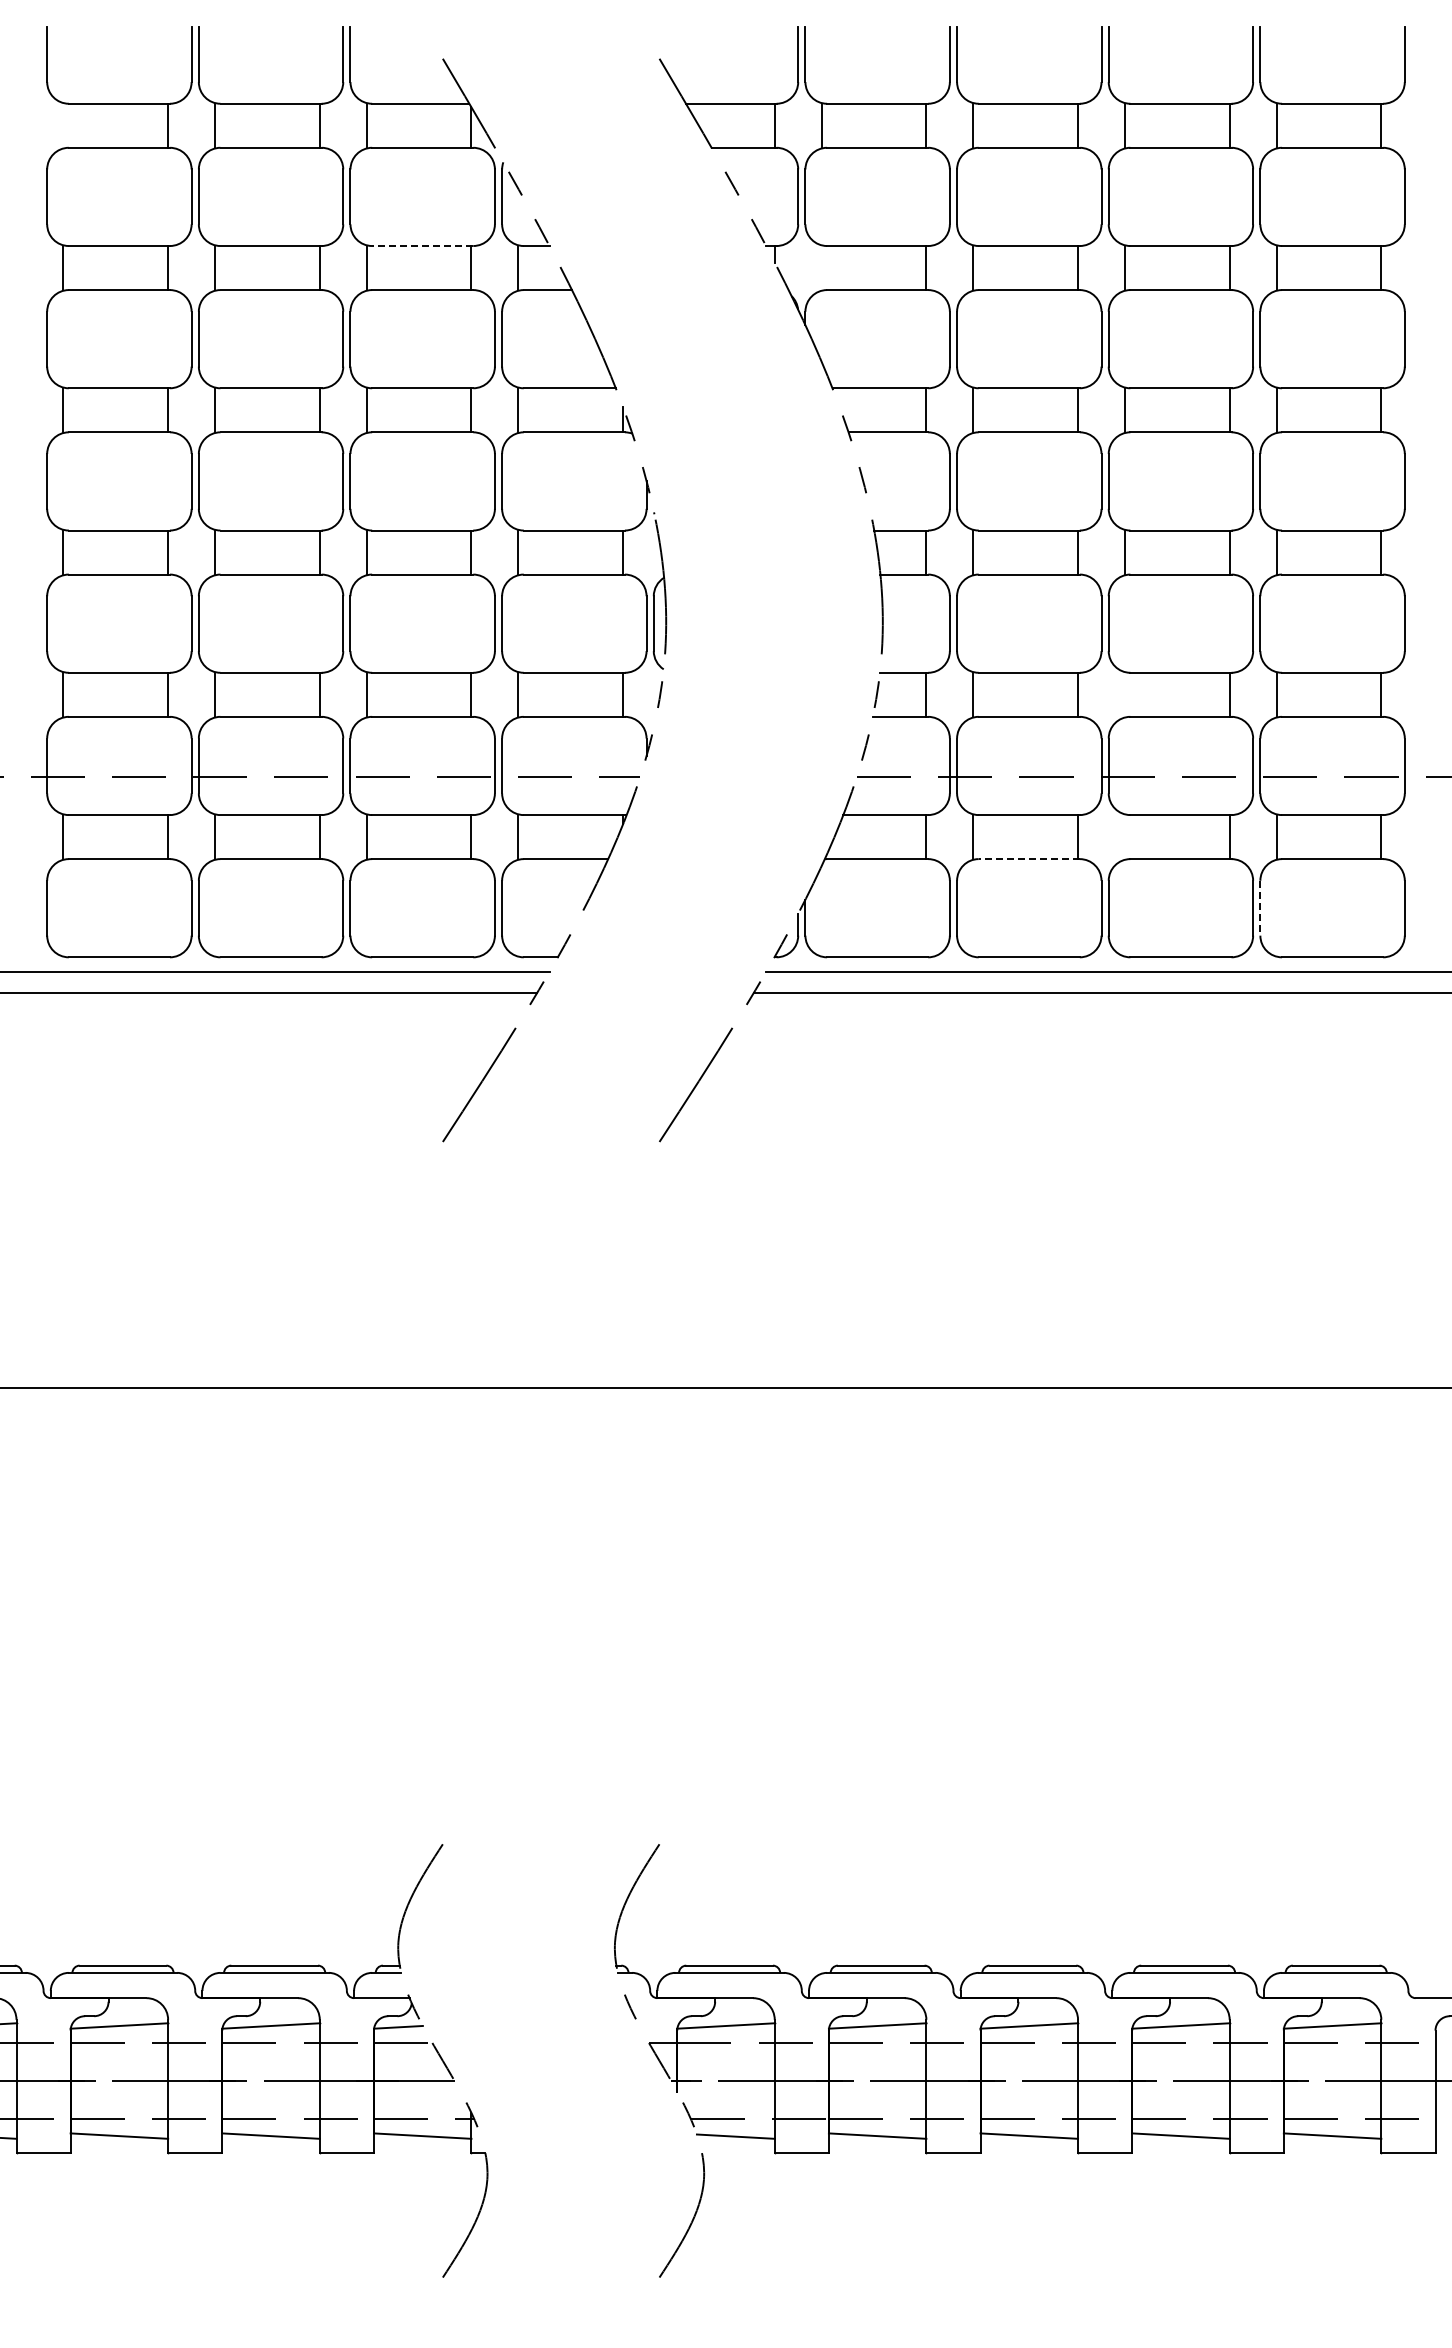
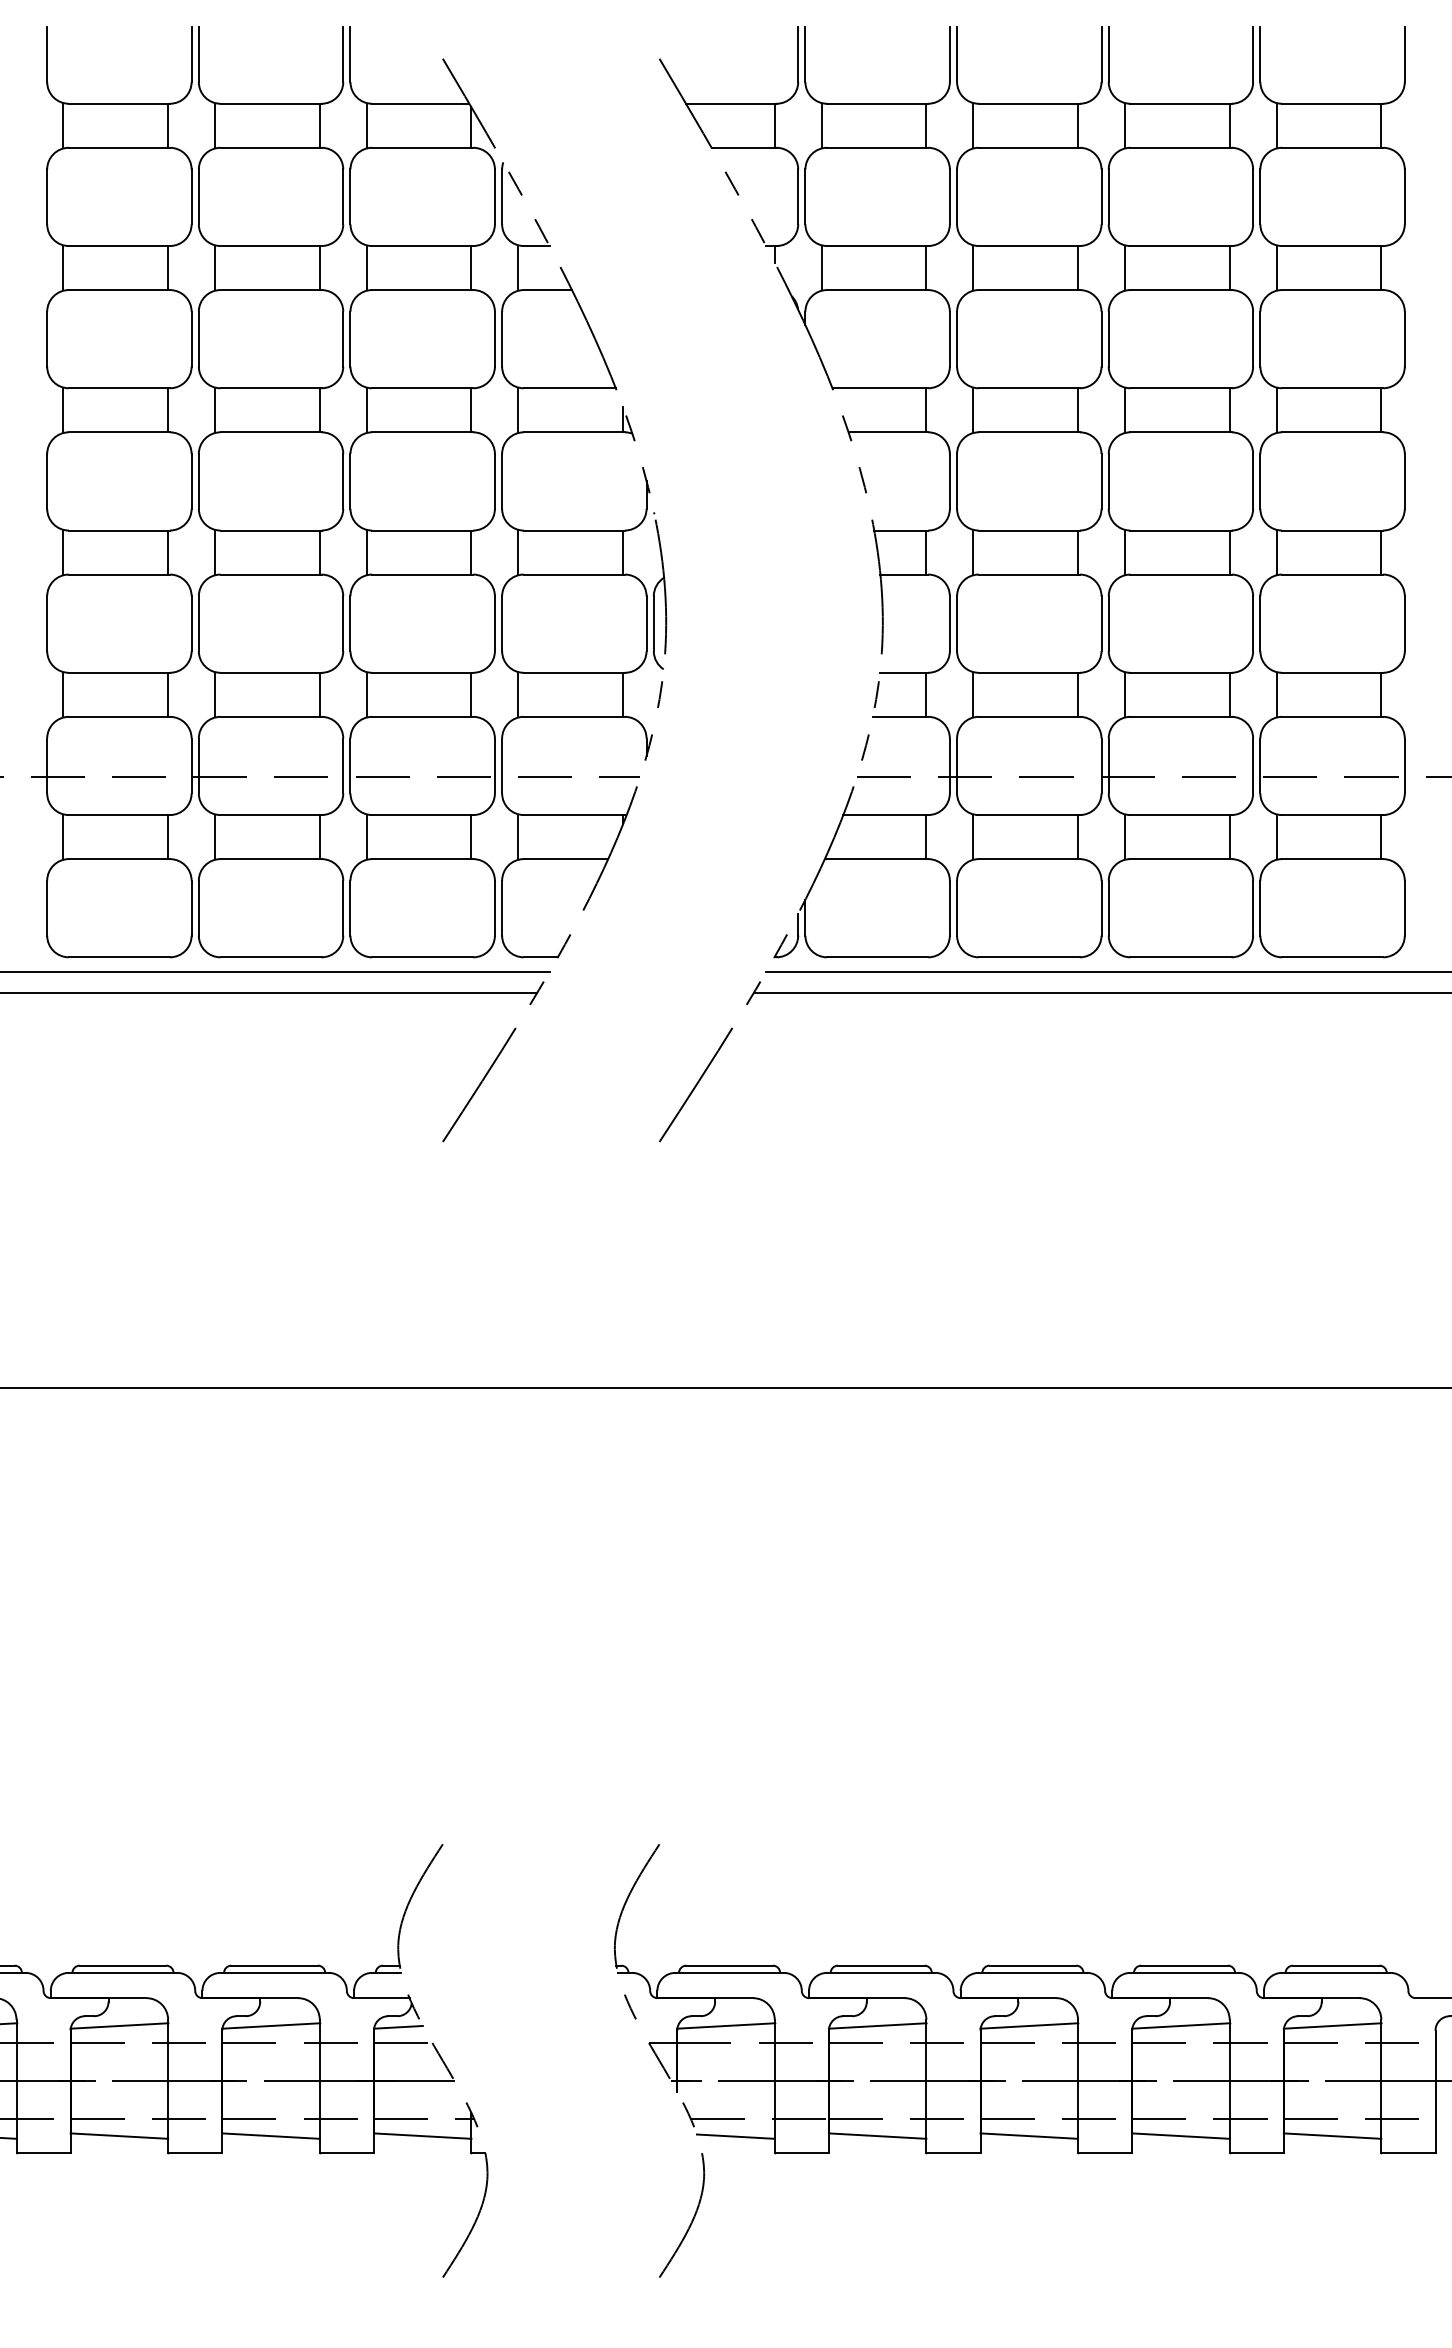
line: none -> present (63, 125)
line: dashed -> solid (422, 246)
line: none -> present (821, 268)
line: none -> present (1124, 694)
line: none -> present (1124, 837)
line: dashed -> solid (1029, 859)
line: dashed -> solid (1260, 908)
